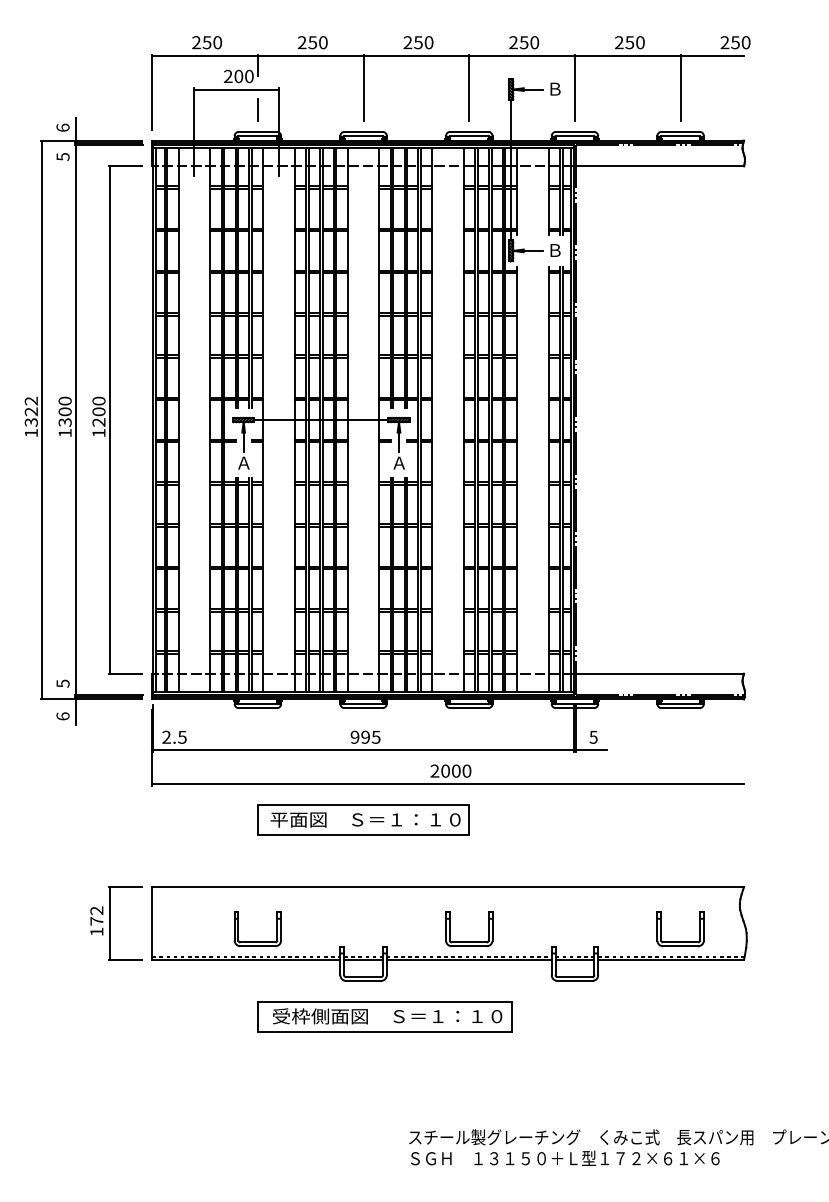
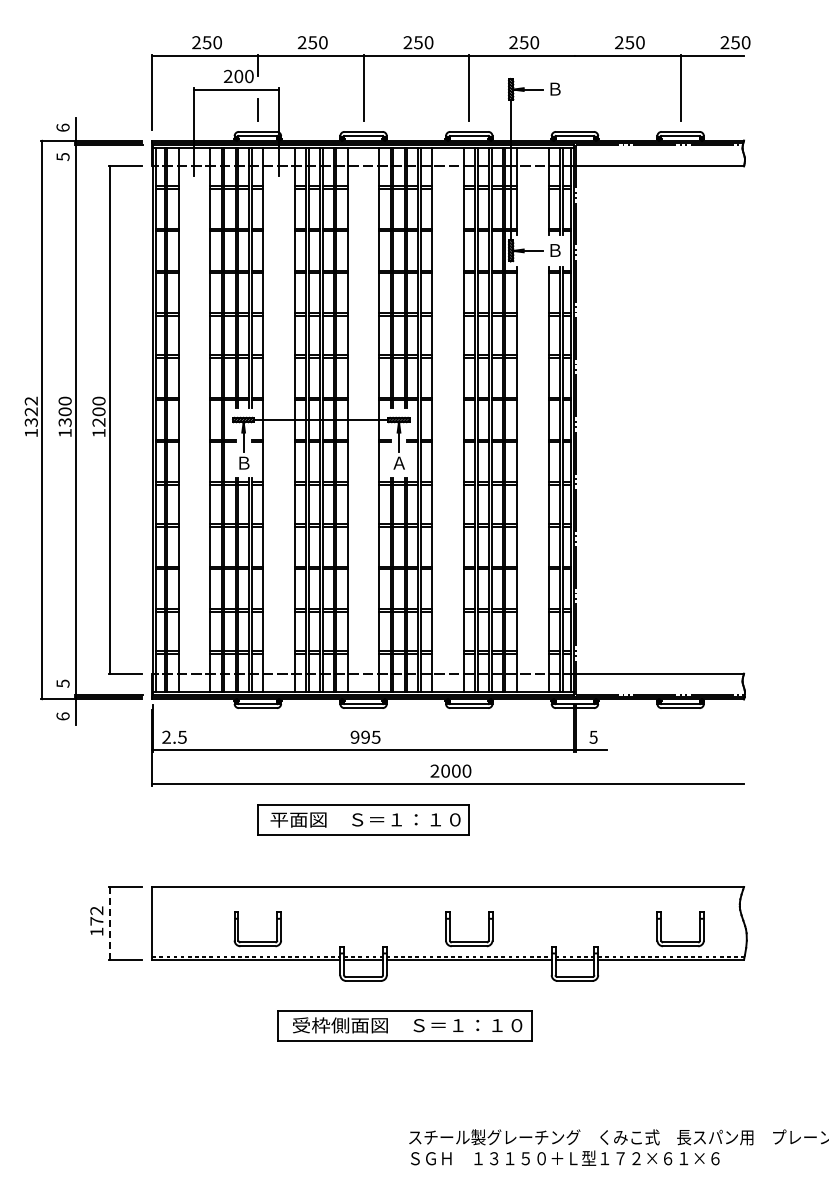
line: present -> none (574, 87)
text: Ａ -> Ｂ (243, 462)
line: solid -> dashed (109, 922)
part position: (384, 1016) -> (404, 1025) (404, 1025)
